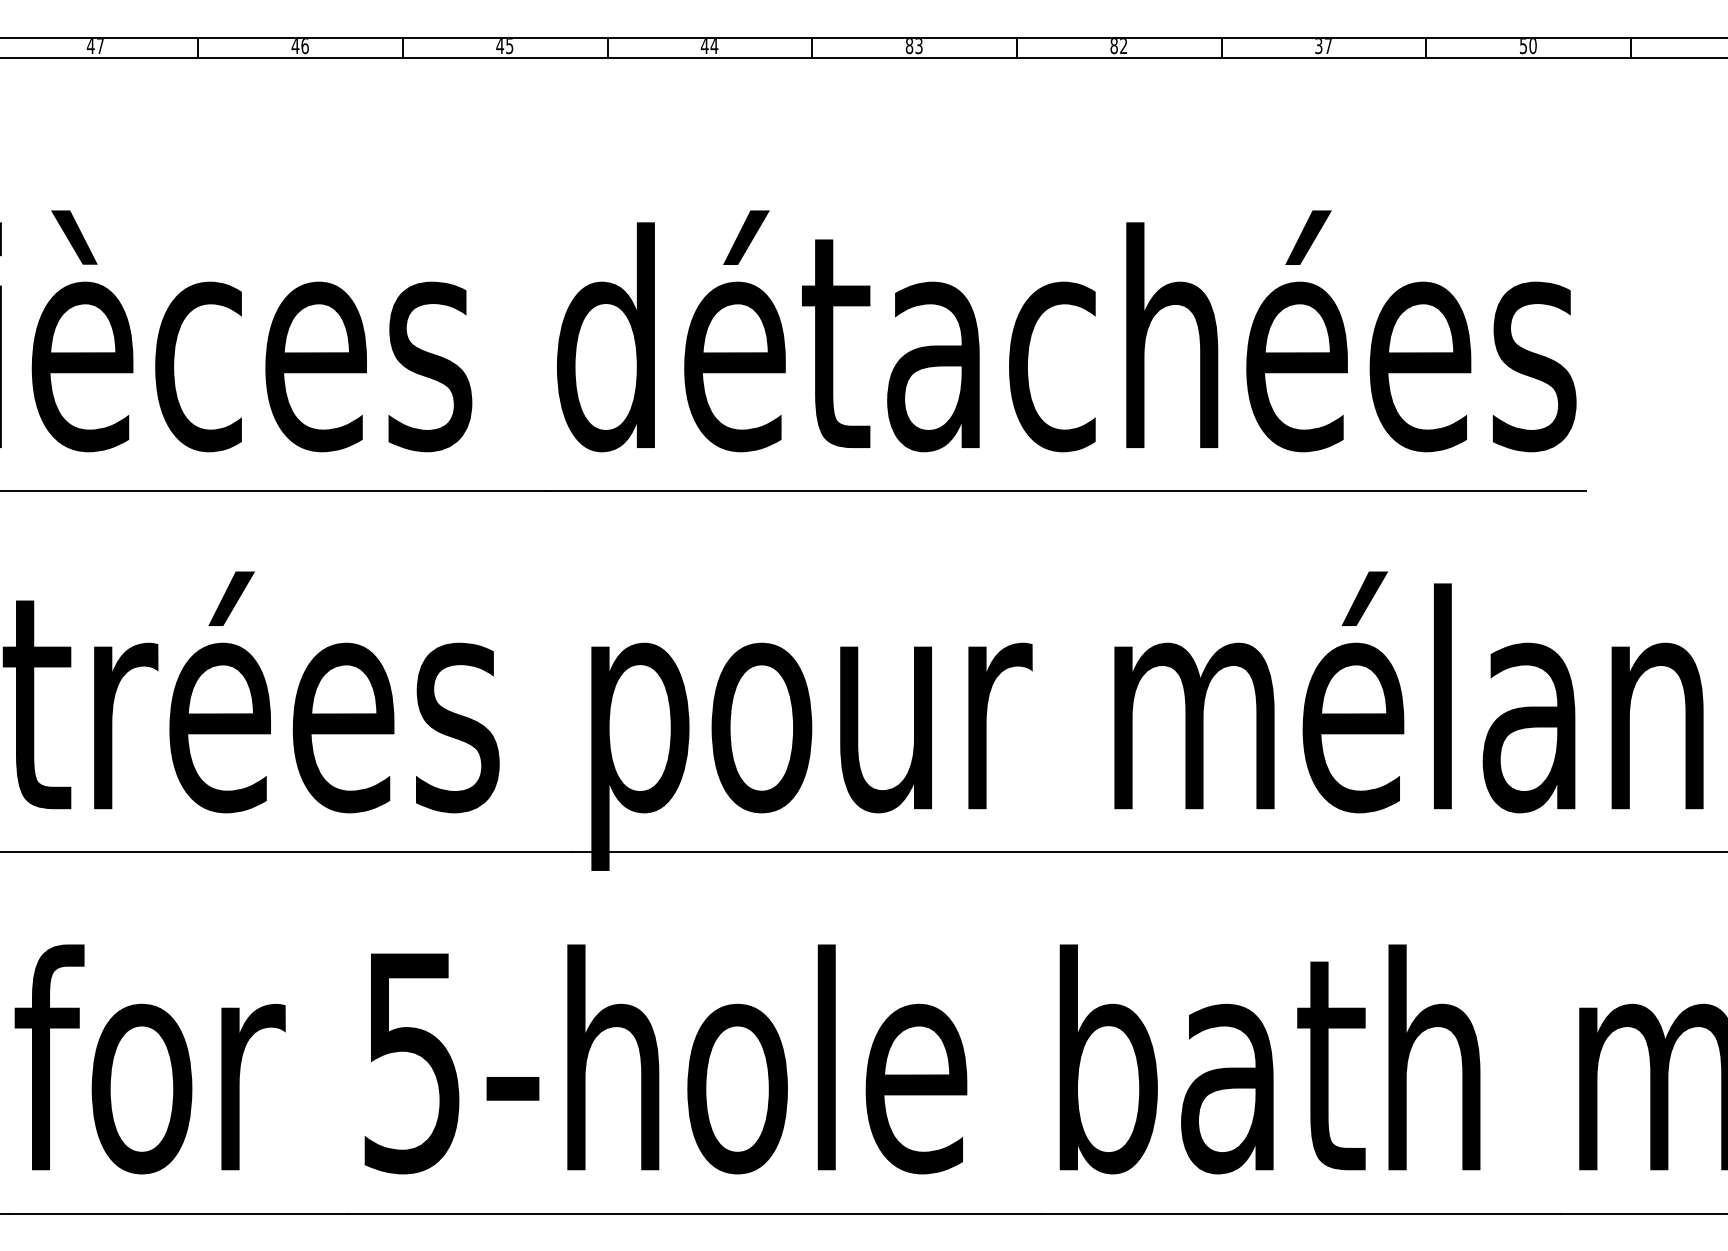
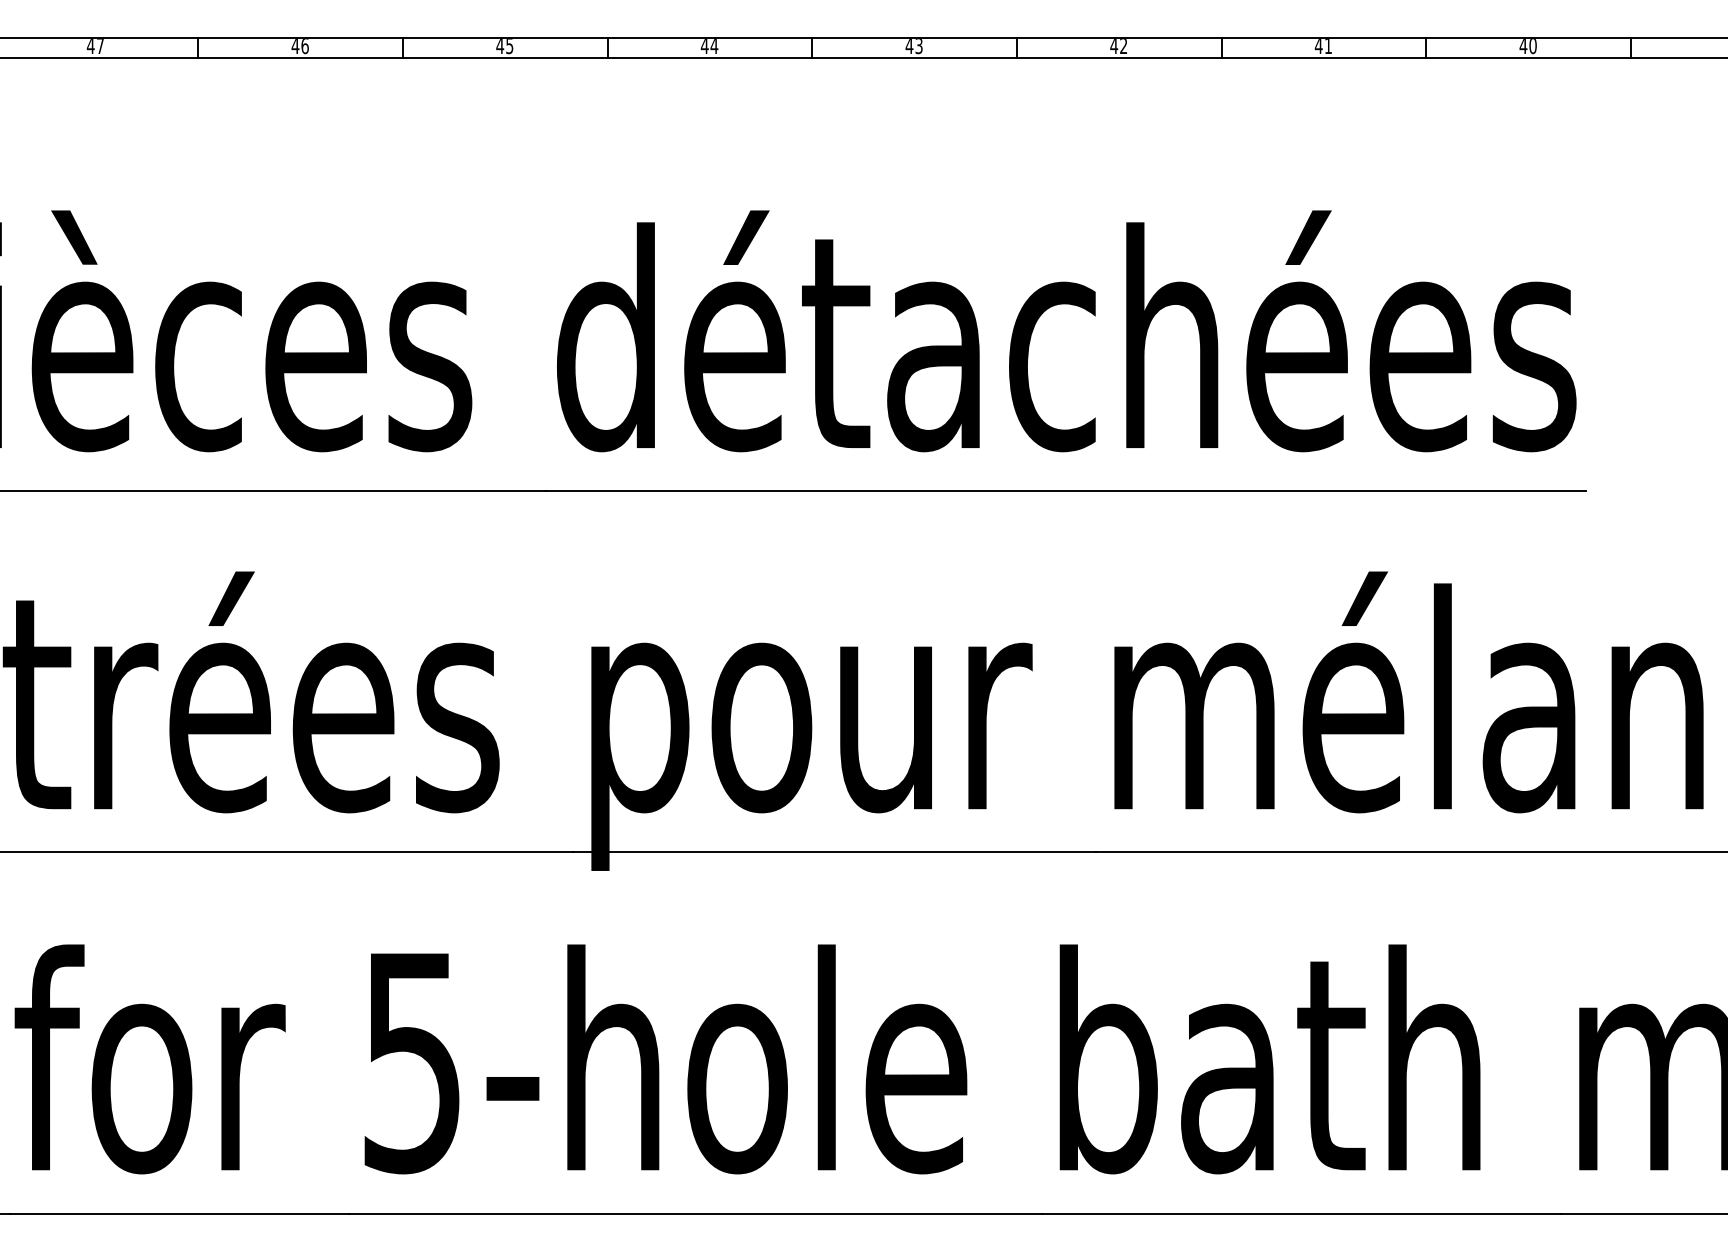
text: 83 -> 43 (909, 46)
text: 82 -> 42 (1114, 46)
text: 37 -> 41 (1322, 46)
text: 50 -> 40 (1523, 46)
